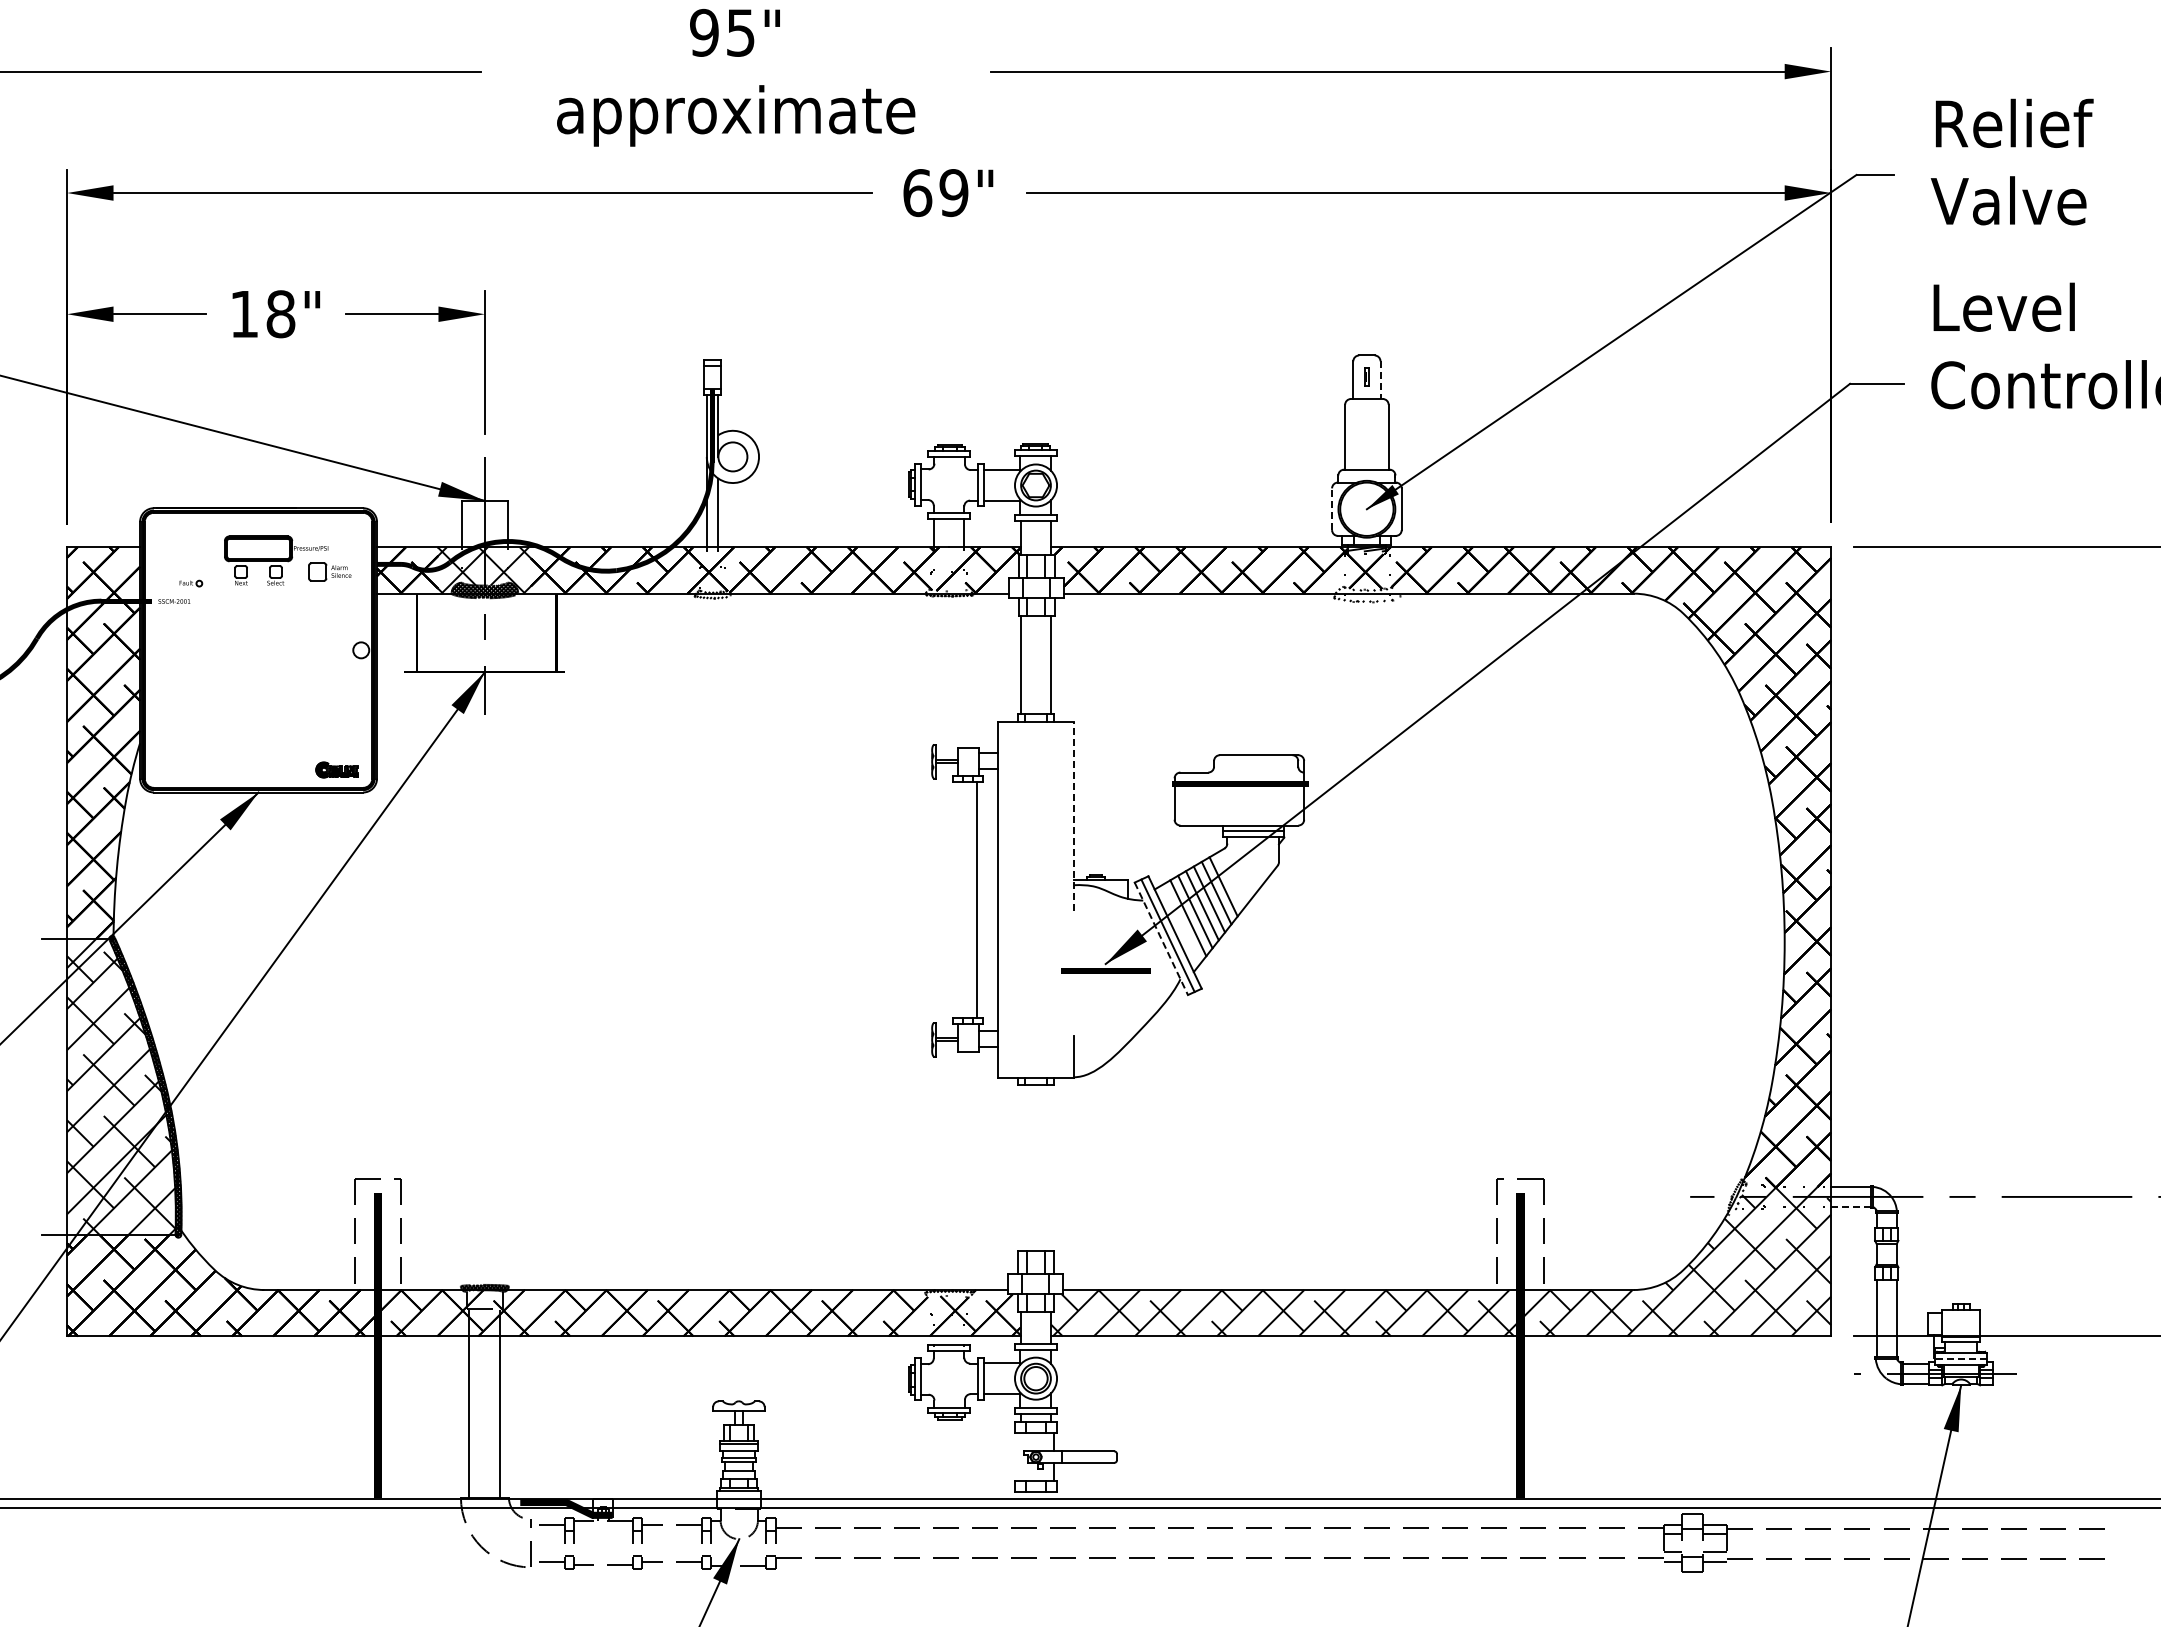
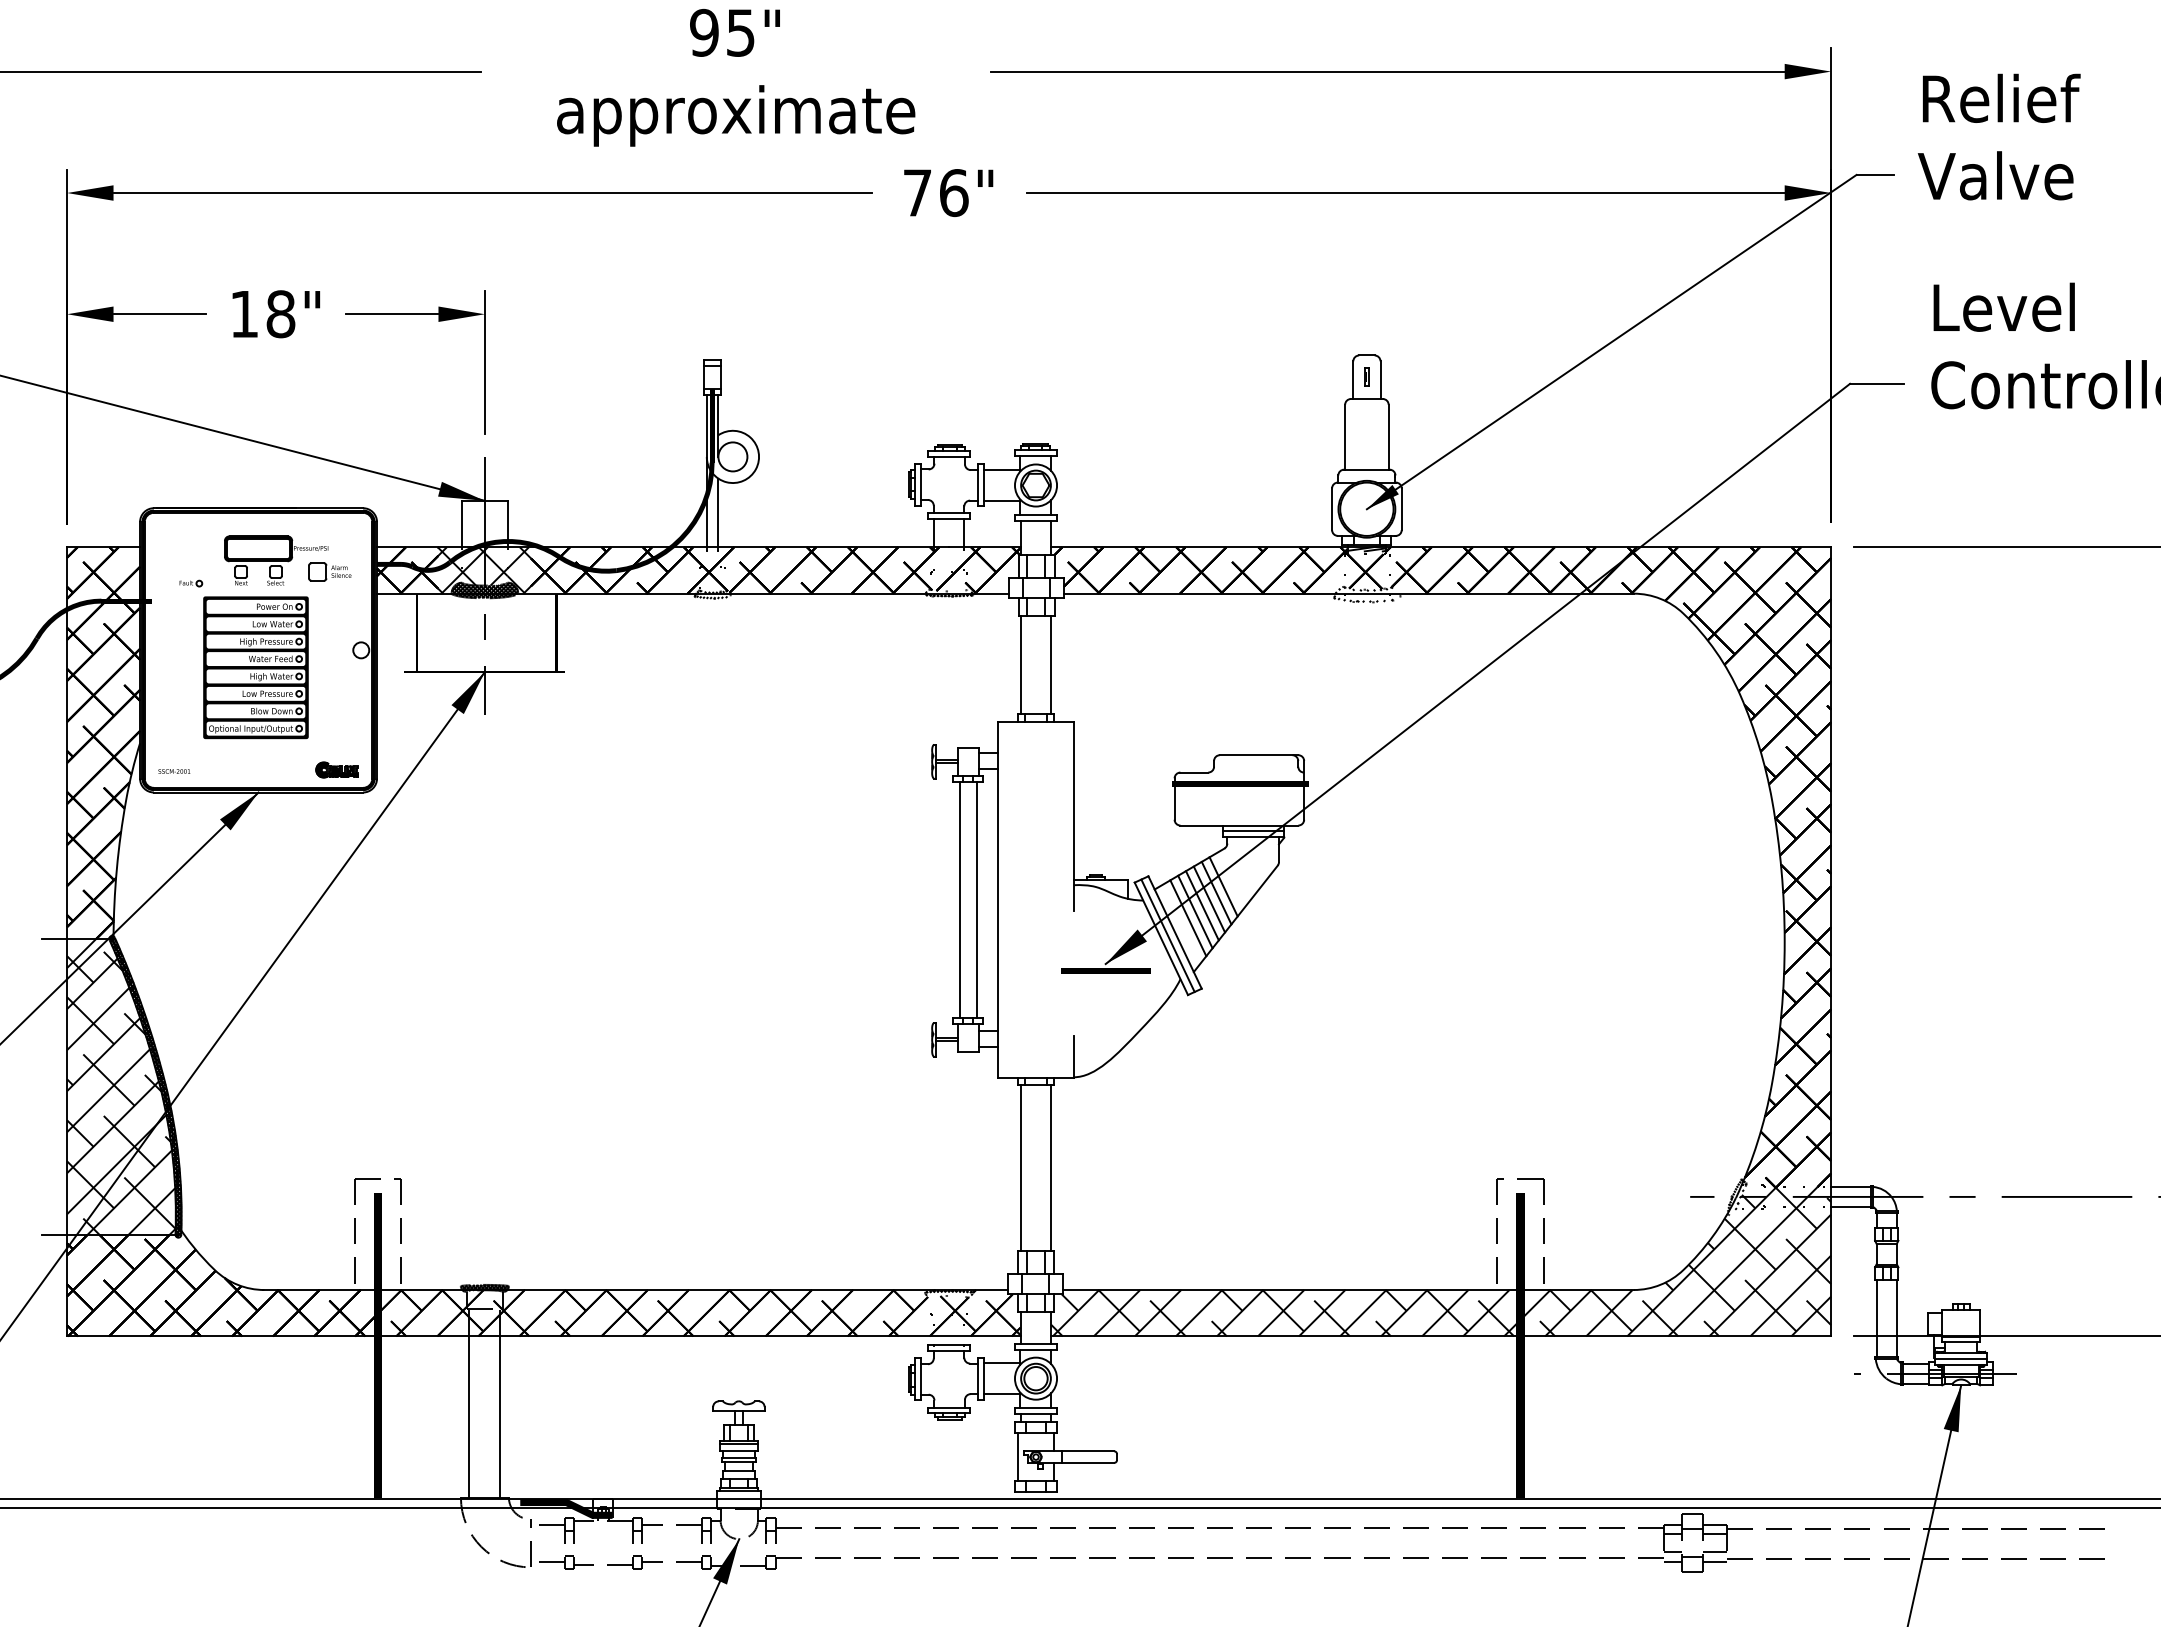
text position: (2011, 161) -> (1998, 136) (1998, 136)
text: 69" -> 76" (935, 193)
line: dashed -> solid (1380, 380)
line: dashed -> solid (1332, 509)
text position: (174, 601) -> (174, 771) (174, 771)
part: none -> present (255, 667)
line: dashed -> solid (1073, 816)
line: none -> present (960, 900)
line: dashed -> solid (1161, 939)
line: none -> present (1020, 1167)
line: none -> present (1051, 1167)
line: dashed -> solid (1851, 1207)
line: dashed -> solid (1960, 1359)
line: none -> present (1018, 1456)
